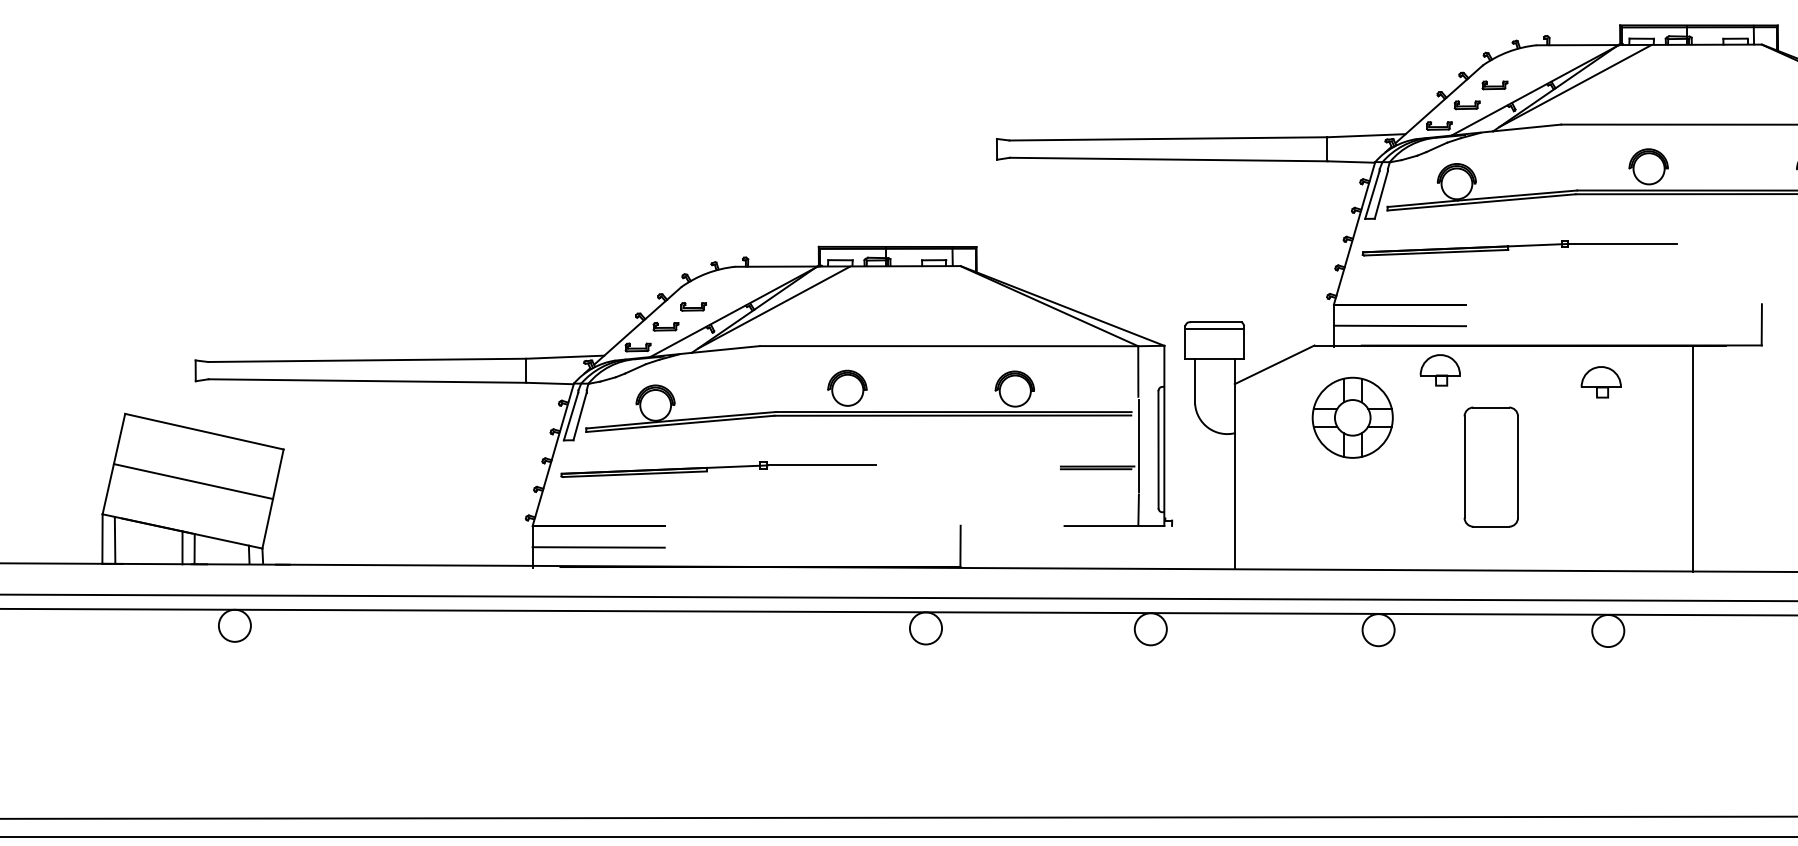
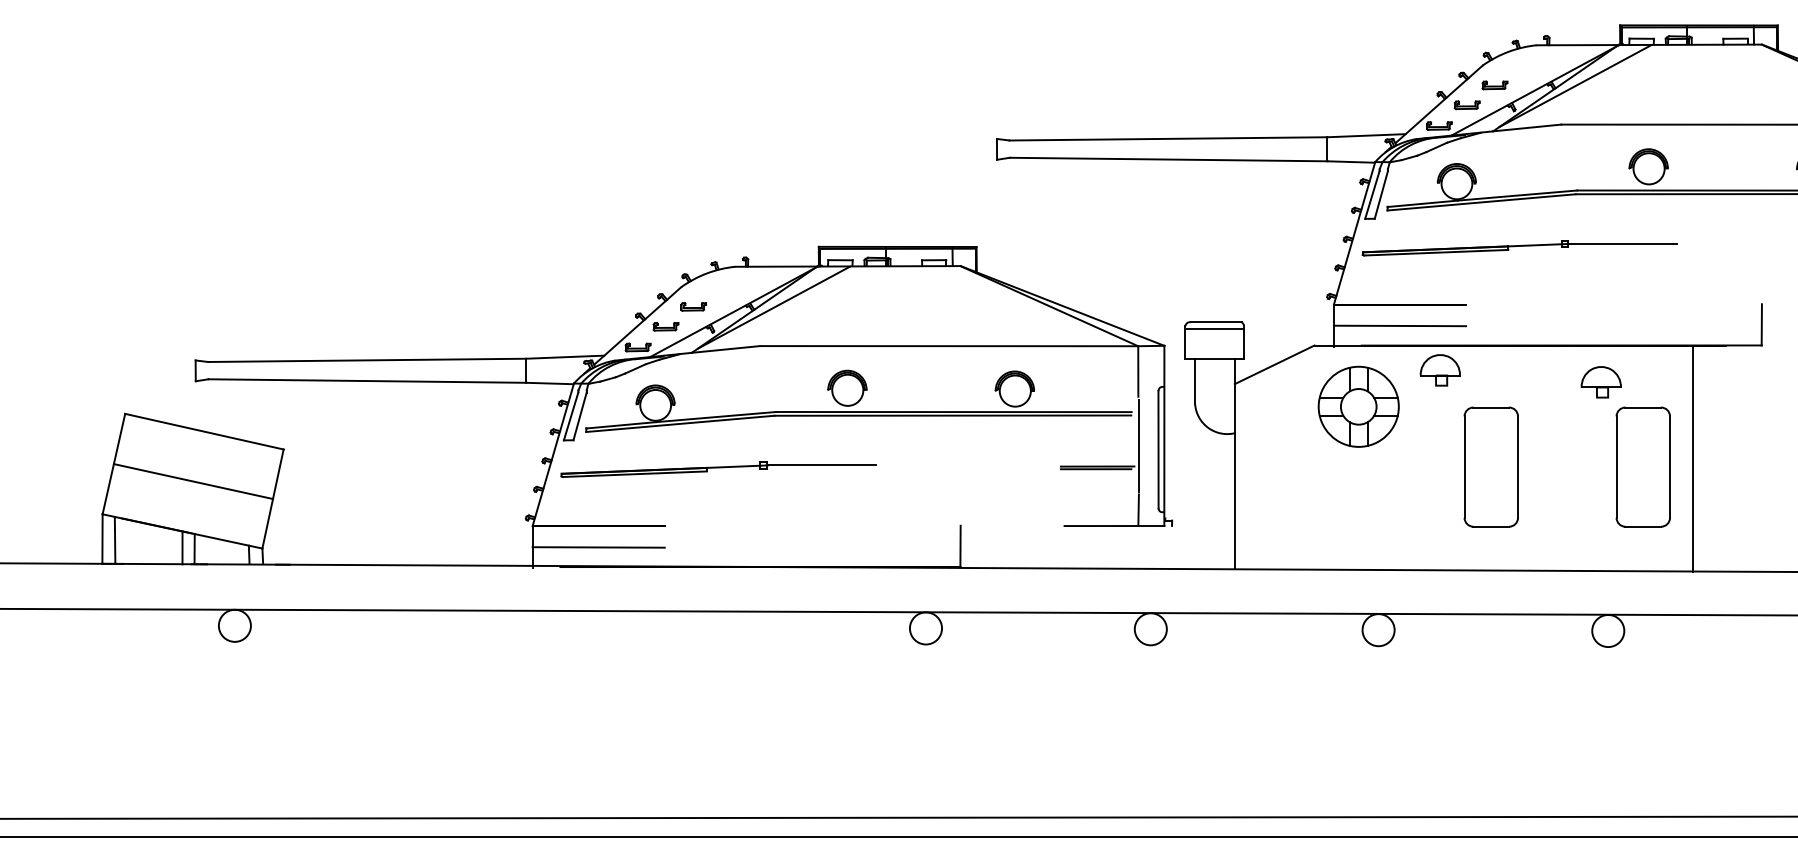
part position: (1352, 417) -> (1358, 406) (1358, 406)
part: none -> present (1642, 466)
line: present -> none (898, 597)
